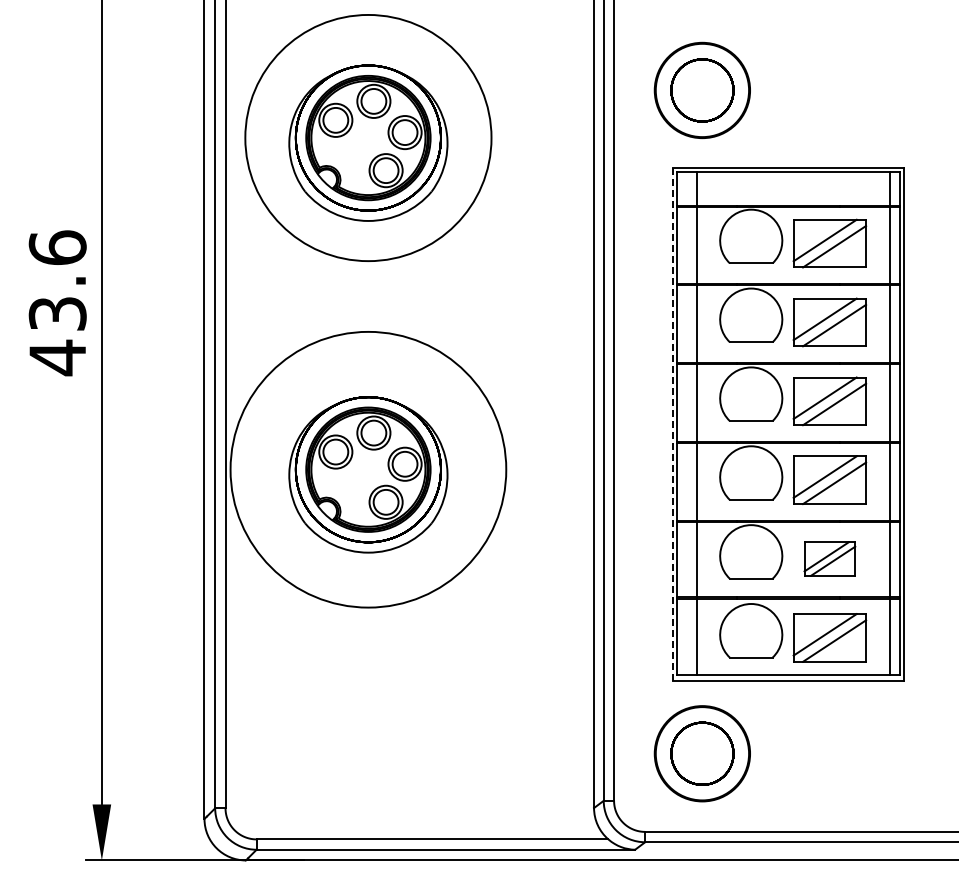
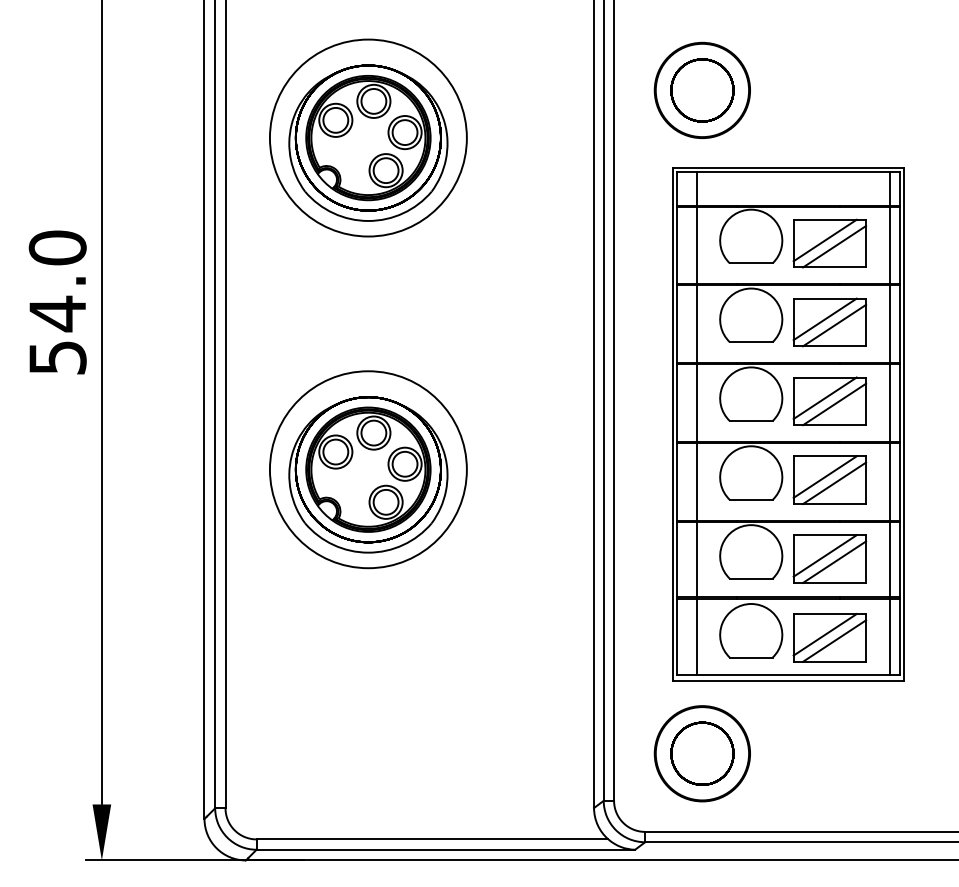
circle diameter: 246 px -> 197 px (367, 137)
text: 43.6 -> 54.0 (57, 303)
line: dashed -> solid (672, 424)
circle diameter: 276 px -> 197 px (367, 469)
part size: 54x36 px -> 76x50 px (829, 558)
